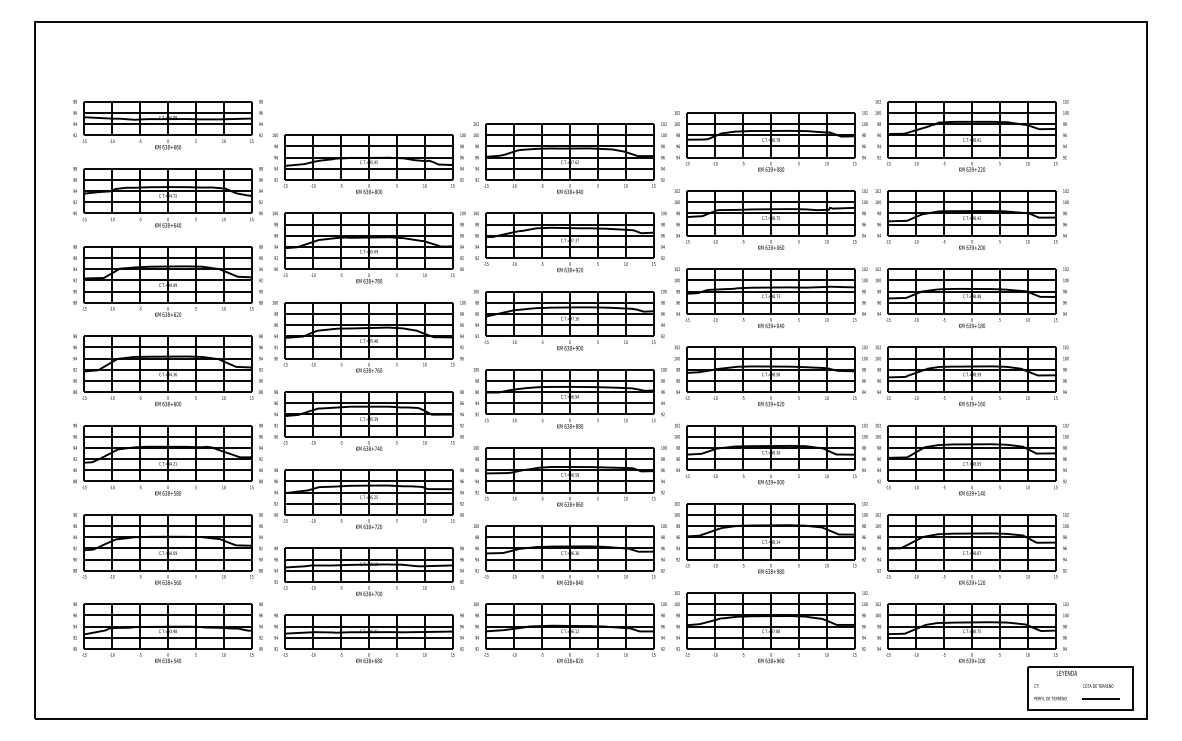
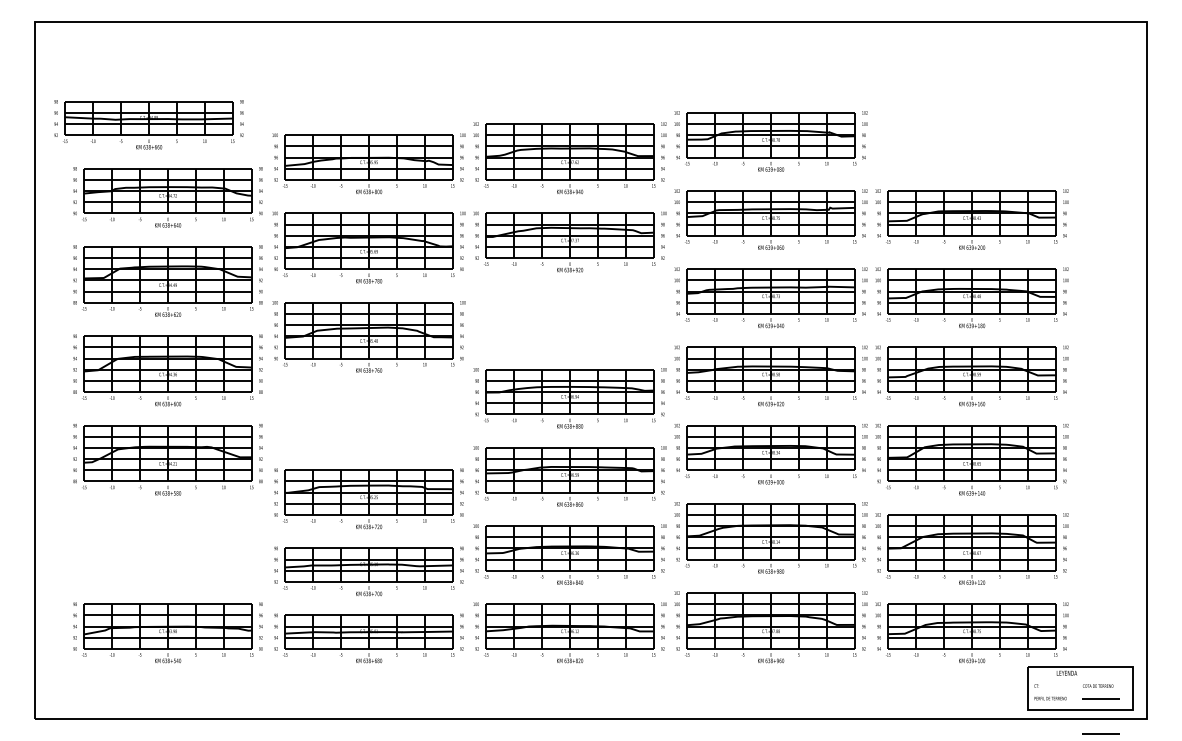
part position: (167, 124) -> (148, 124) (148, 124)
part: present -> none (971, 135)
part: present -> none (569, 320)
part: present -> none (368, 420)
part: present -> none (167, 548)
line: none -> present (1100, 733)
